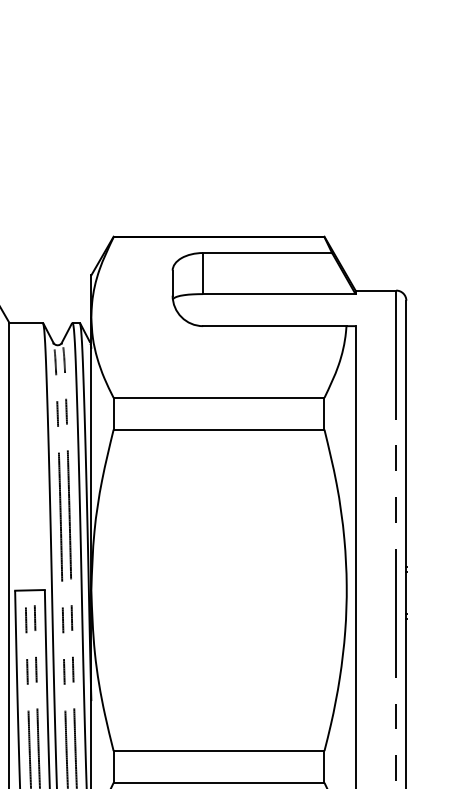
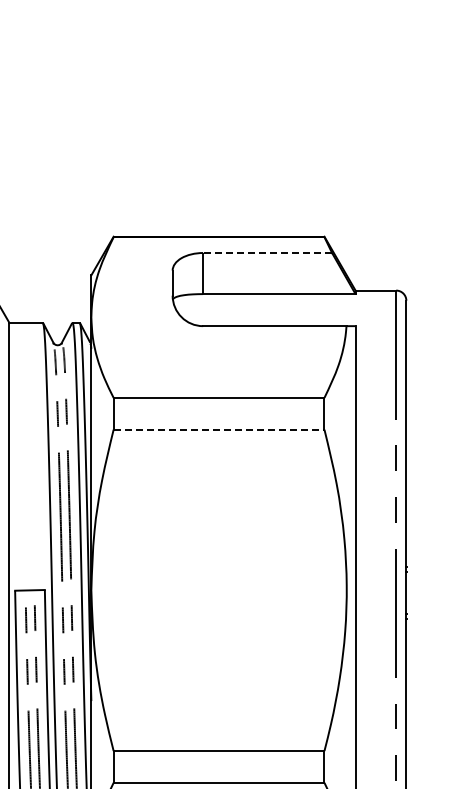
line: solid -> dashed (267, 253)
line: solid -> dashed (219, 429)
